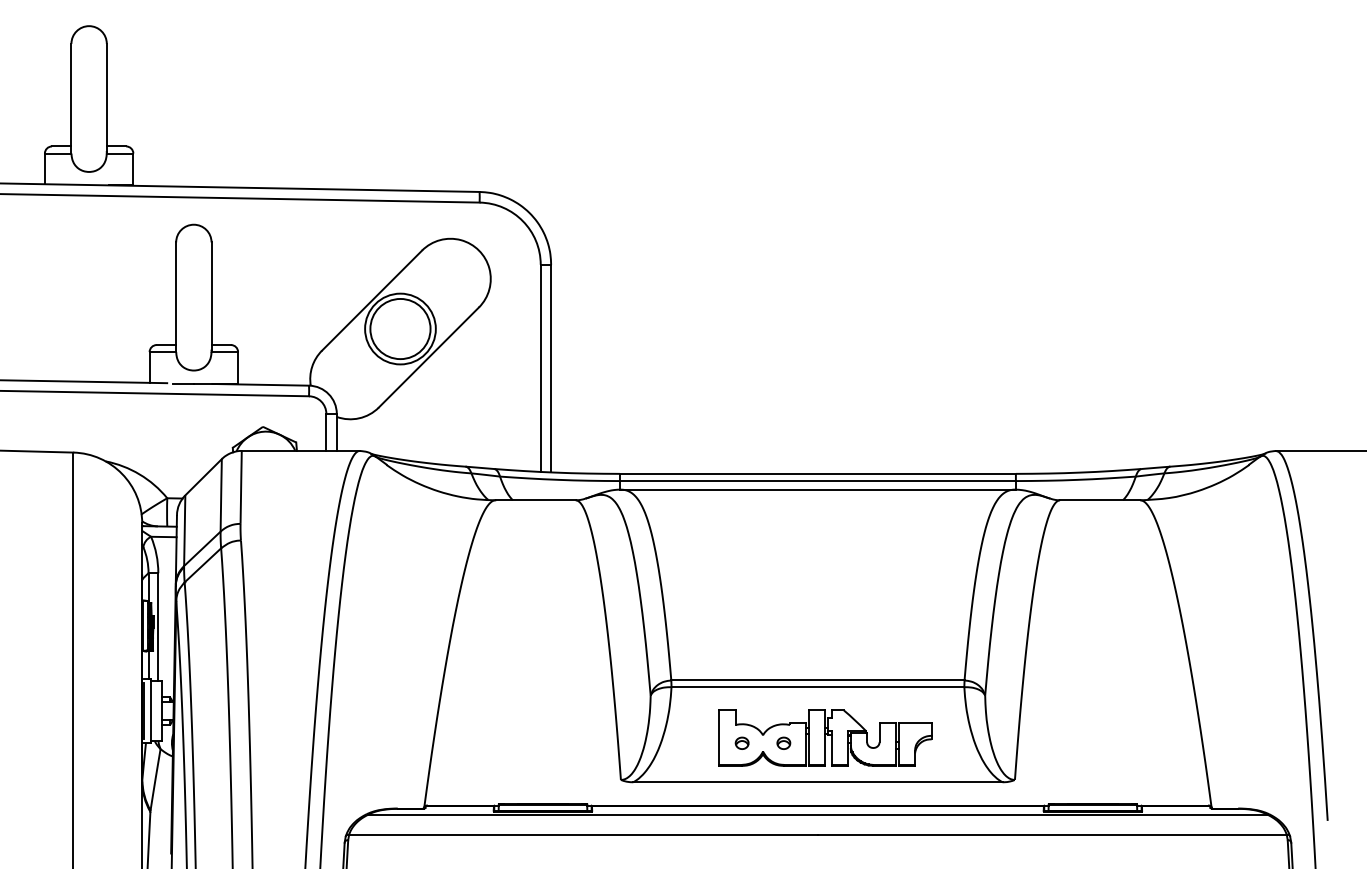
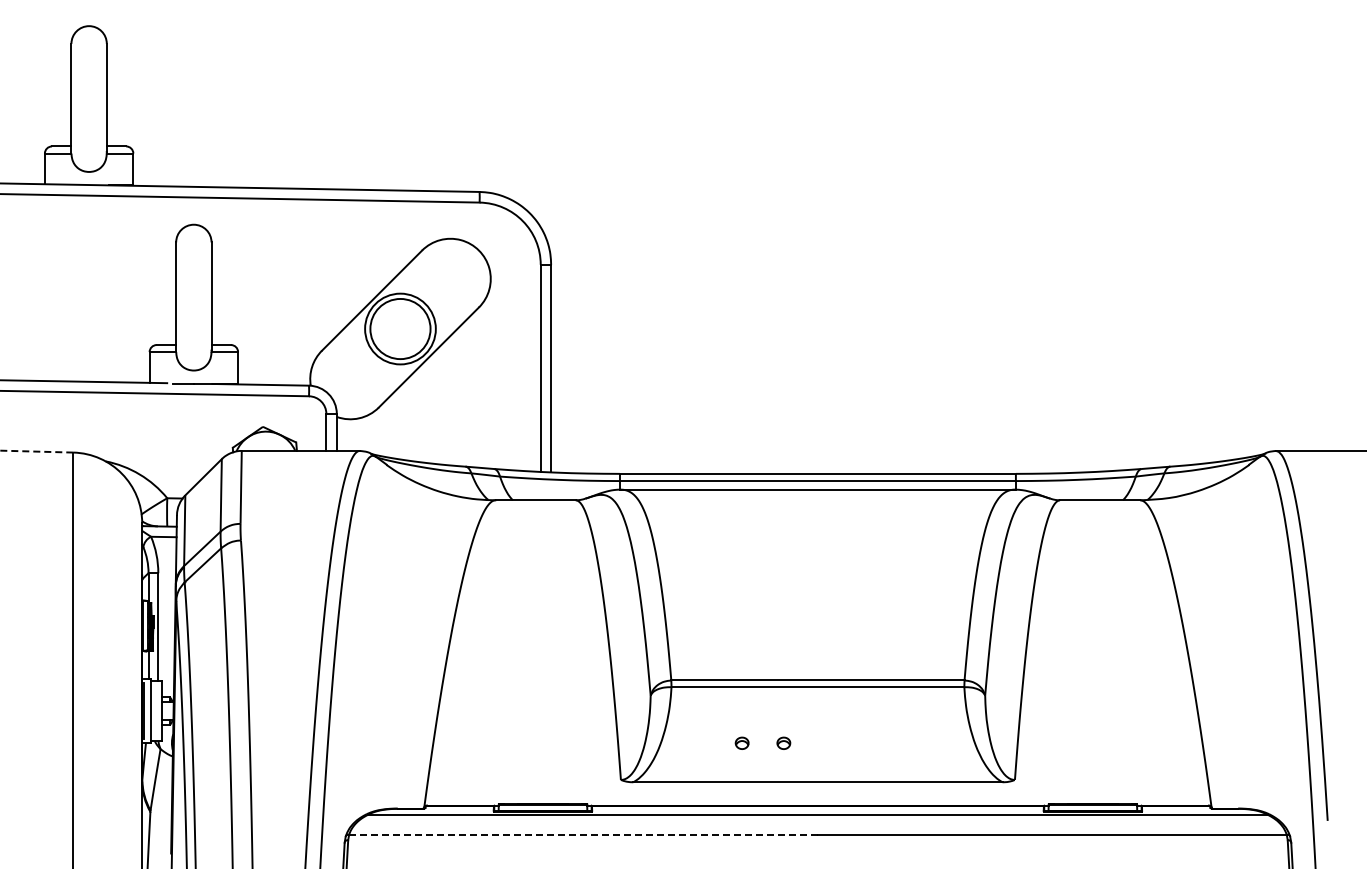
line: solid -> dashed (36, 451)
part: present -> none (825, 737)
line: solid -> dashed (583, 834)
